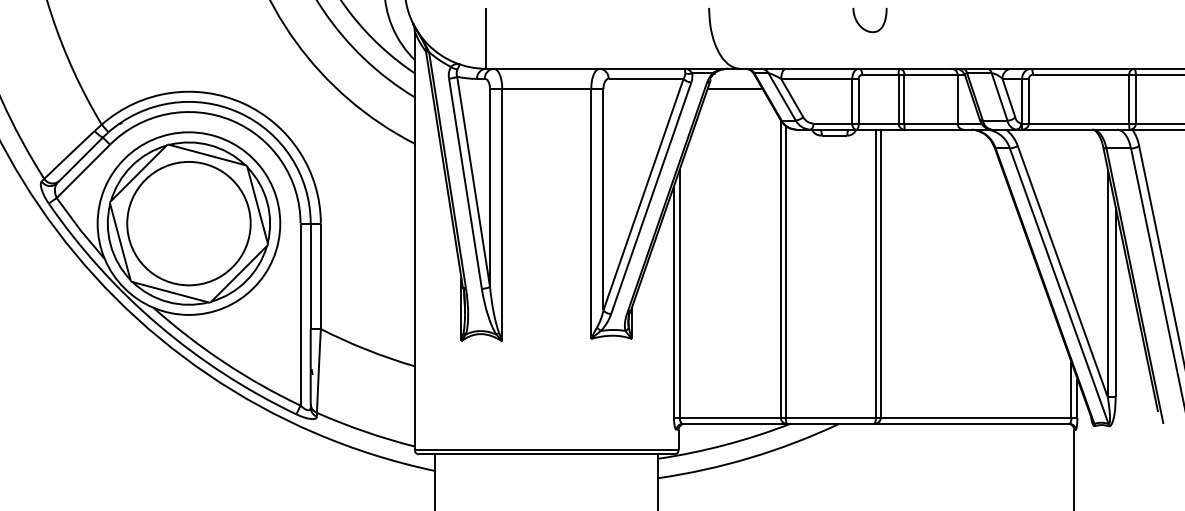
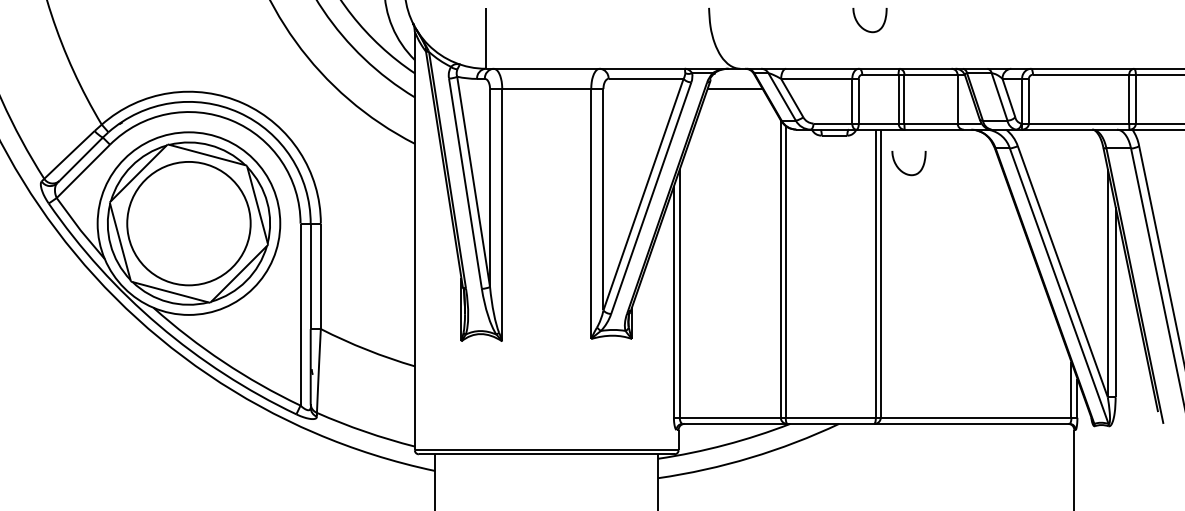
curve: none -> present (901, 169)
